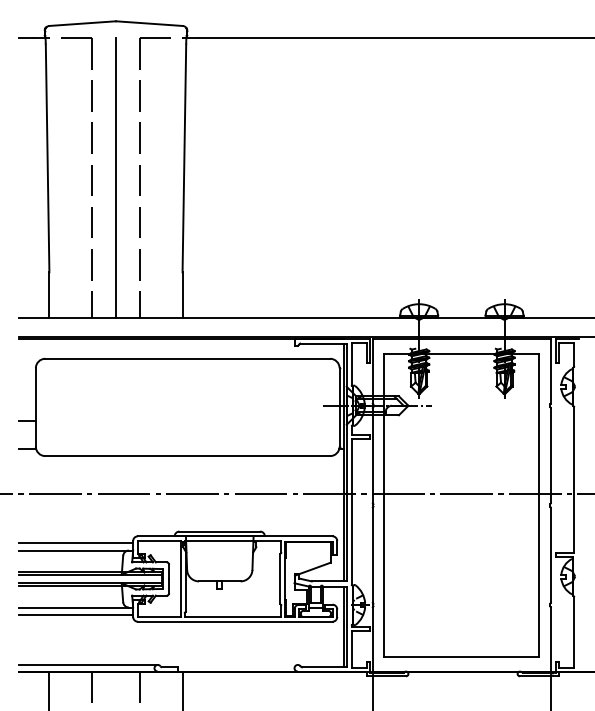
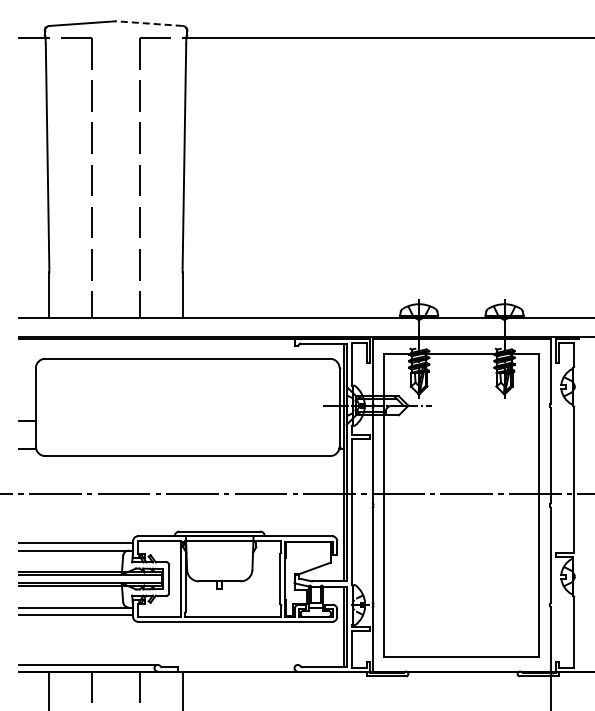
line: solid -> dashed (149, 23)
line: present -> none (116, 177)
line: present -> none (372, 691)
